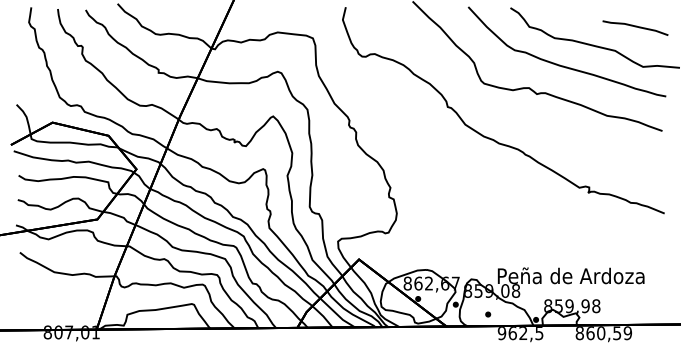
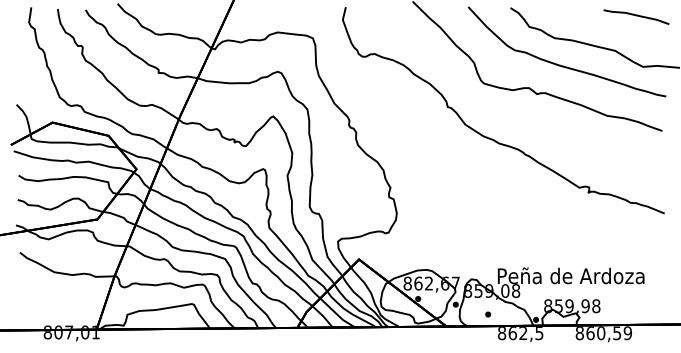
curve position: (635, 27) -> (636, 16) (636, 16)
text: 962,5 -> 862,5 (501, 333)
